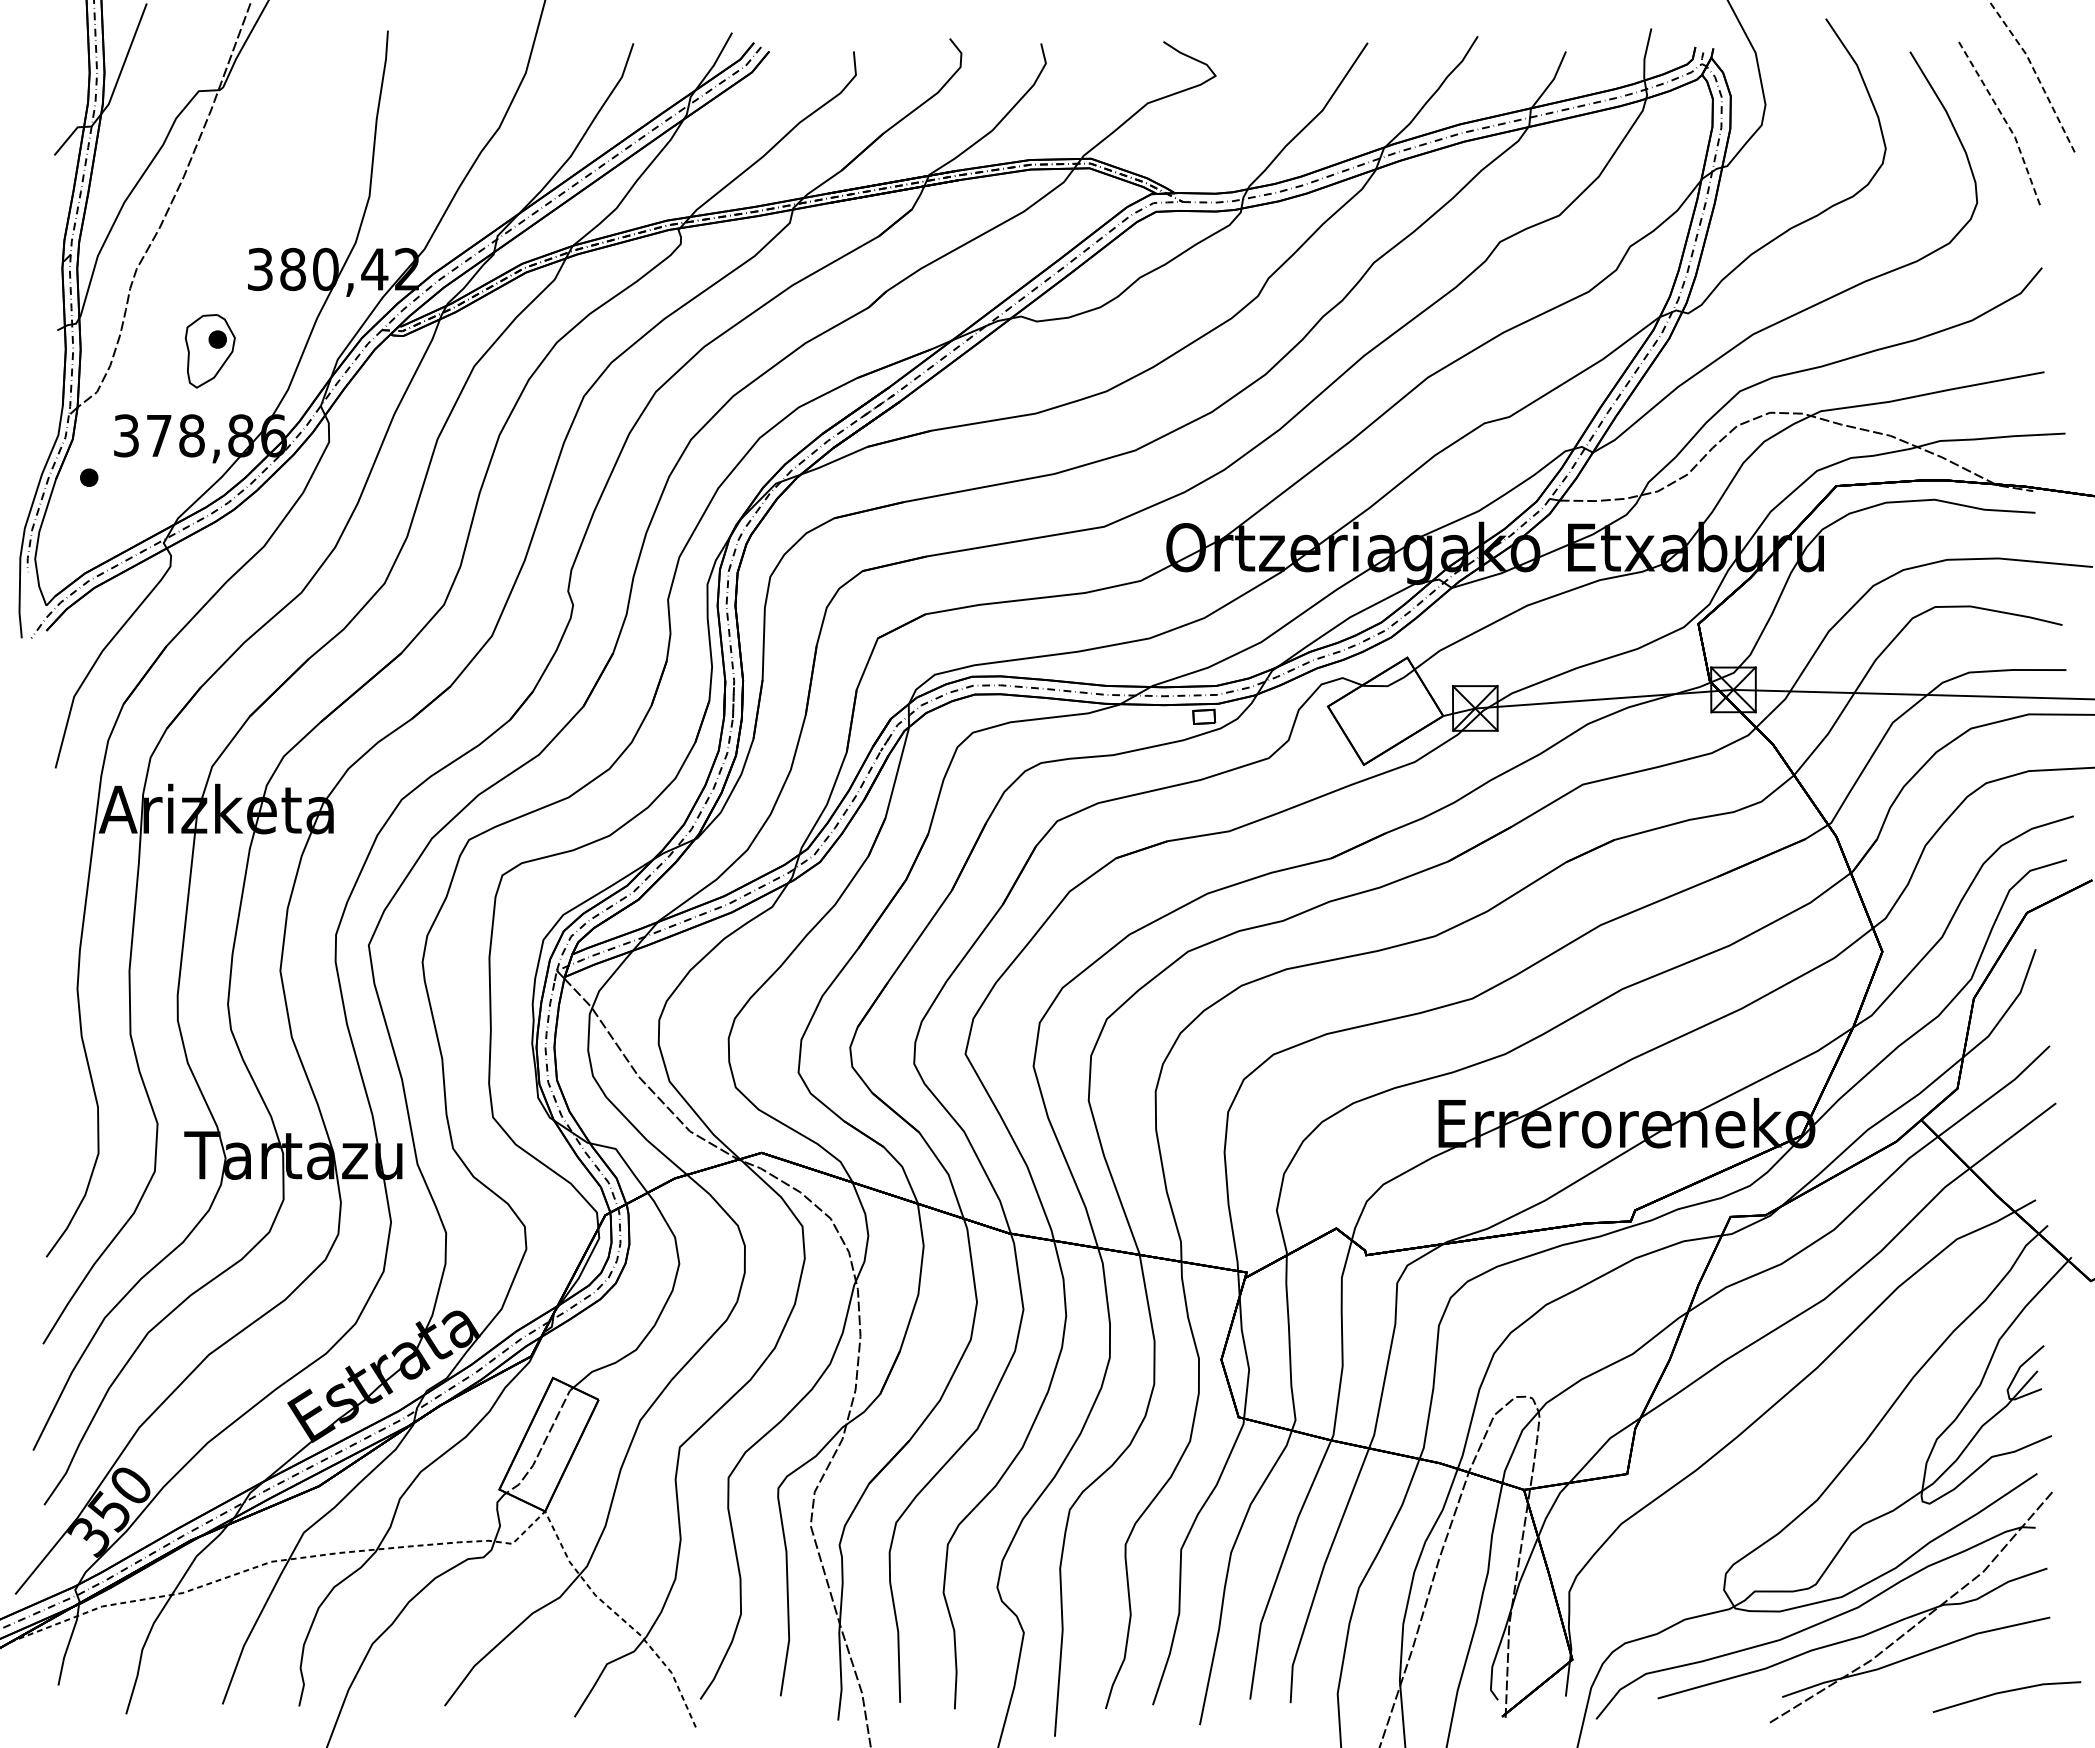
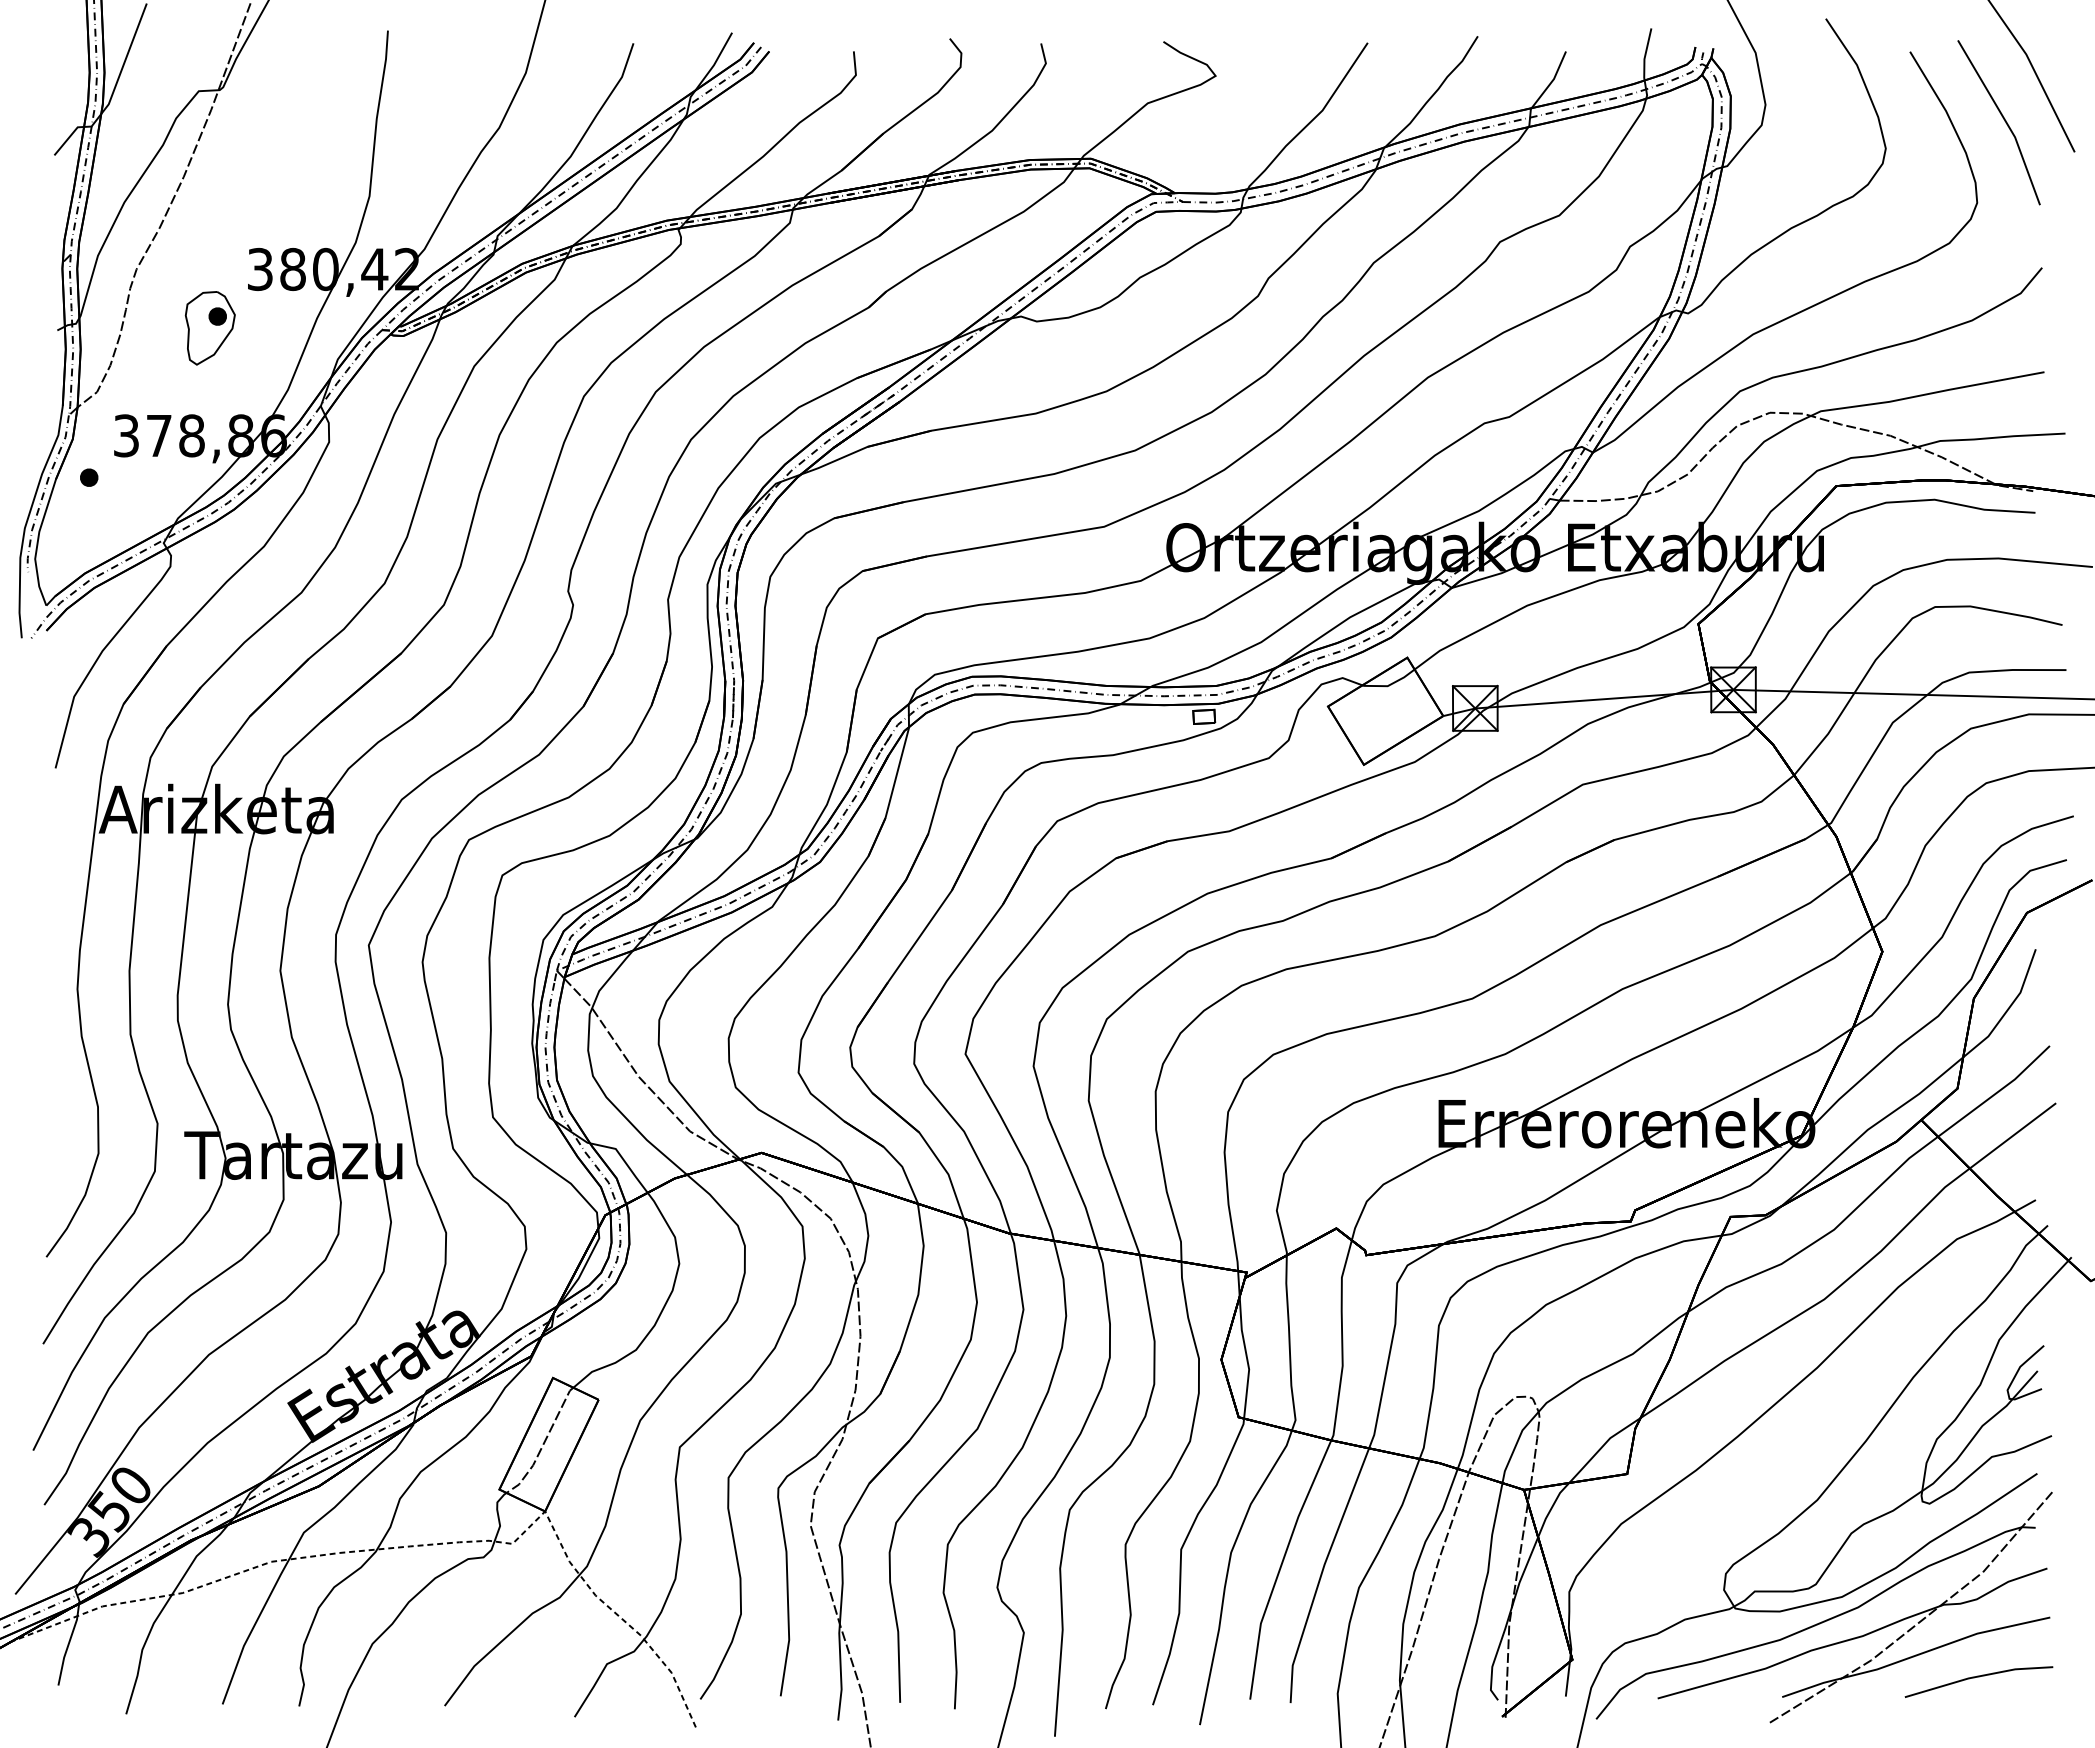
line: dashed -> solid (2036, 74)
line: dashed -> solid (2005, 120)
part position: (209, 351) -> (209, 328) (209, 328)
line position: (2006, 1692) -> (1978, 1677) (1978, 1677)
